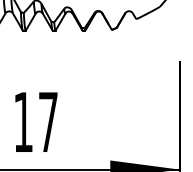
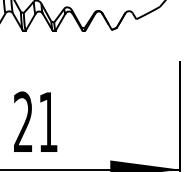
text: 17 -> 21 (35, 121)
